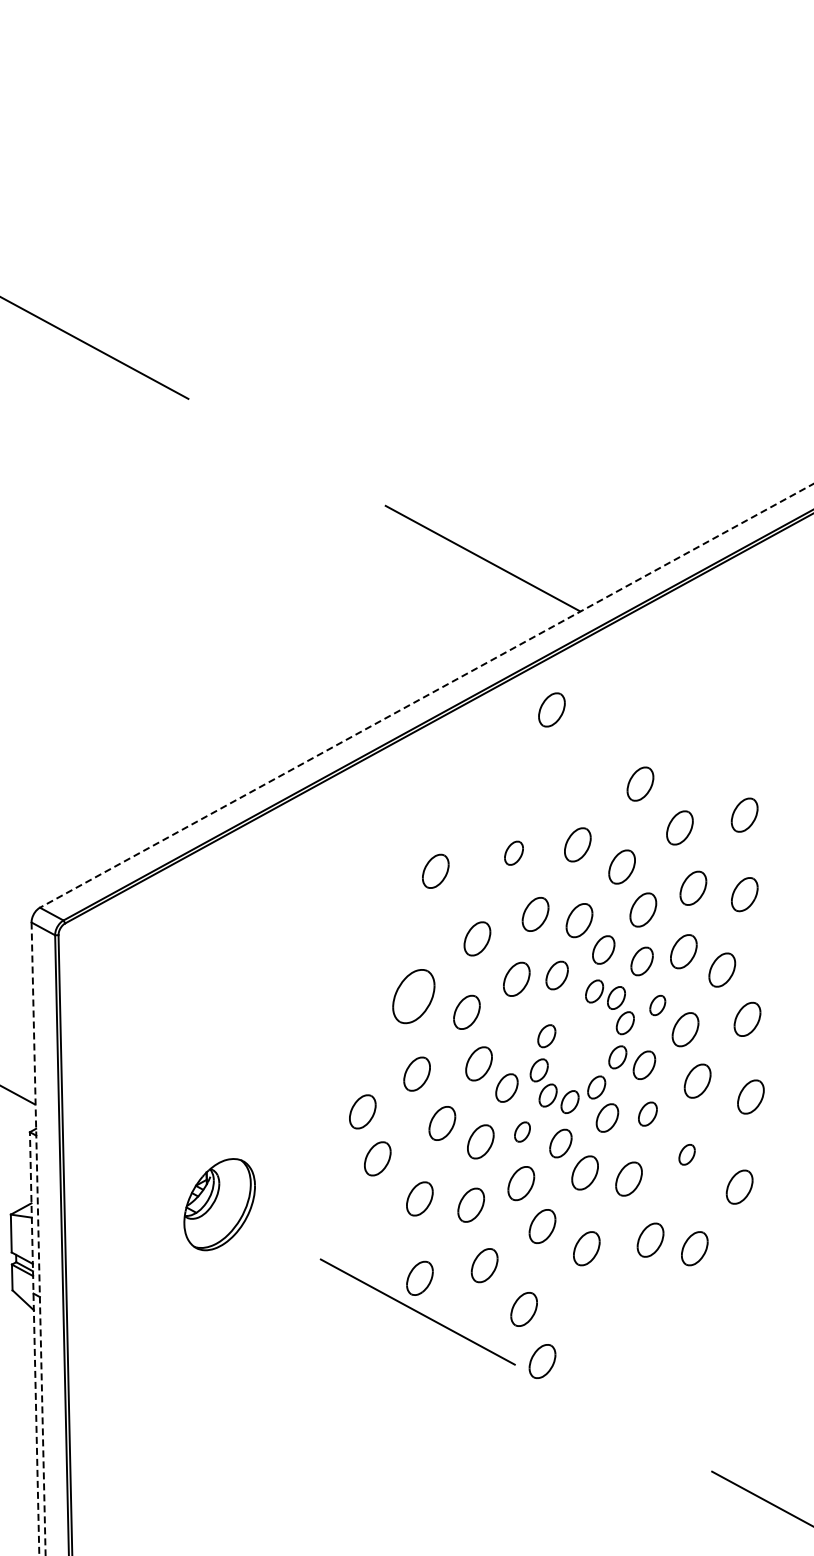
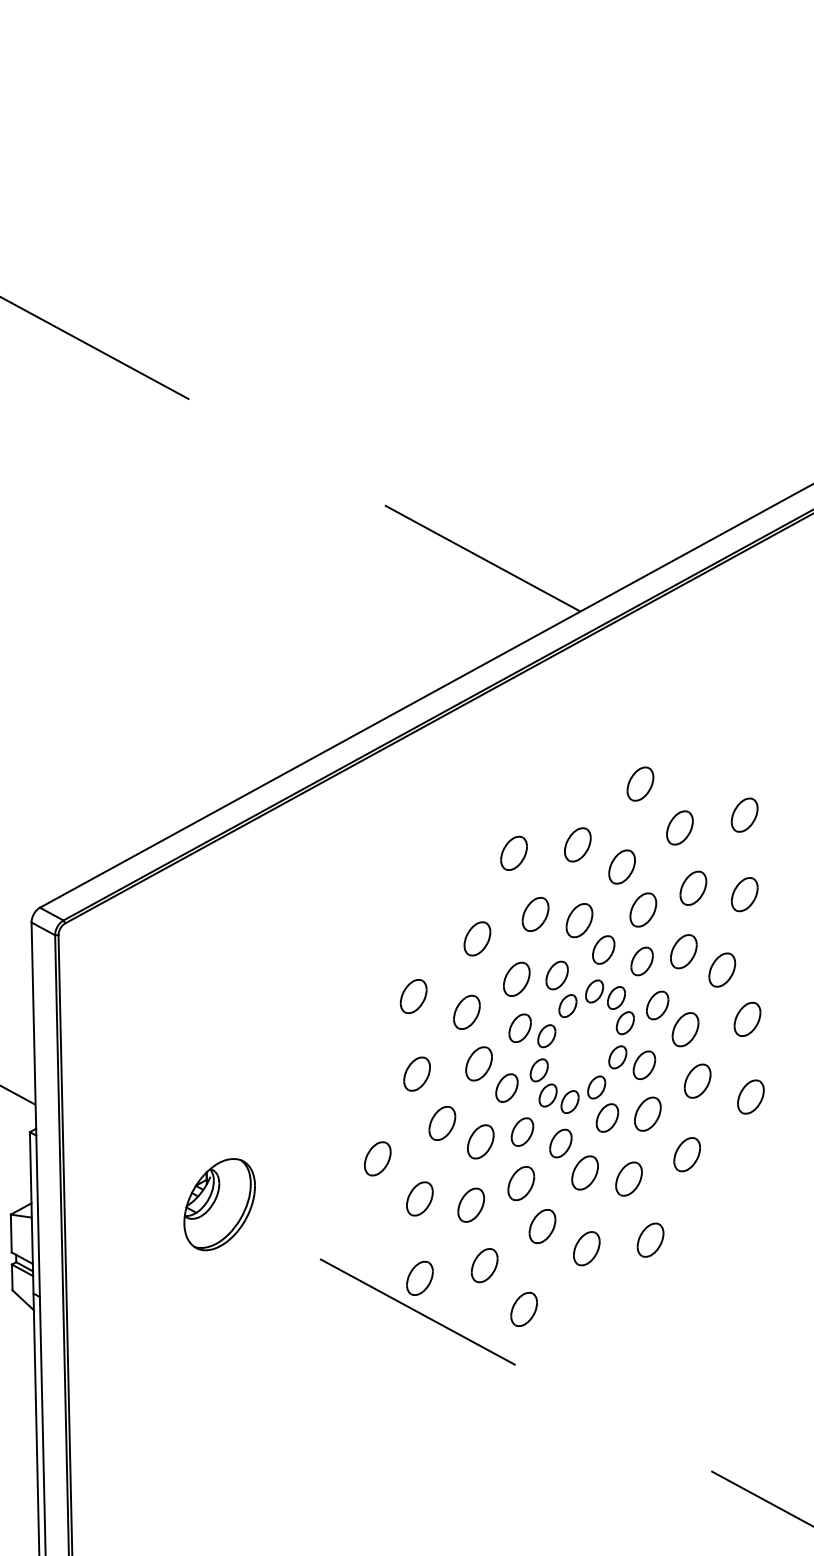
line: dashed -> solid (426, 695)
part: present -> none (551, 709)
part size: 20x26 px -> 28x36 px (513, 852)
part: present -> none (435, 870)
part size: 44x56 px -> 29x35 px (413, 996)
part: none -> present (567, 1005)
part size: 18x22 px -> 24x31 px (657, 1005)
part: none -> present (519, 1027)
part: present -> none (362, 1111)
part size: 20x26 px -> 28x36 px (647, 1113)
part size: 17x22 px -> 25x30 px (522, 1131)
part size: 18x22 px -> 28x36 px (686, 1154)
part: present -> none (739, 1186)
line: dashed -> solid (38, 1239)
part: present -> none (694, 1248)
line: dashed -> solid (34, 1343)
part: present -> none (542, 1361)
